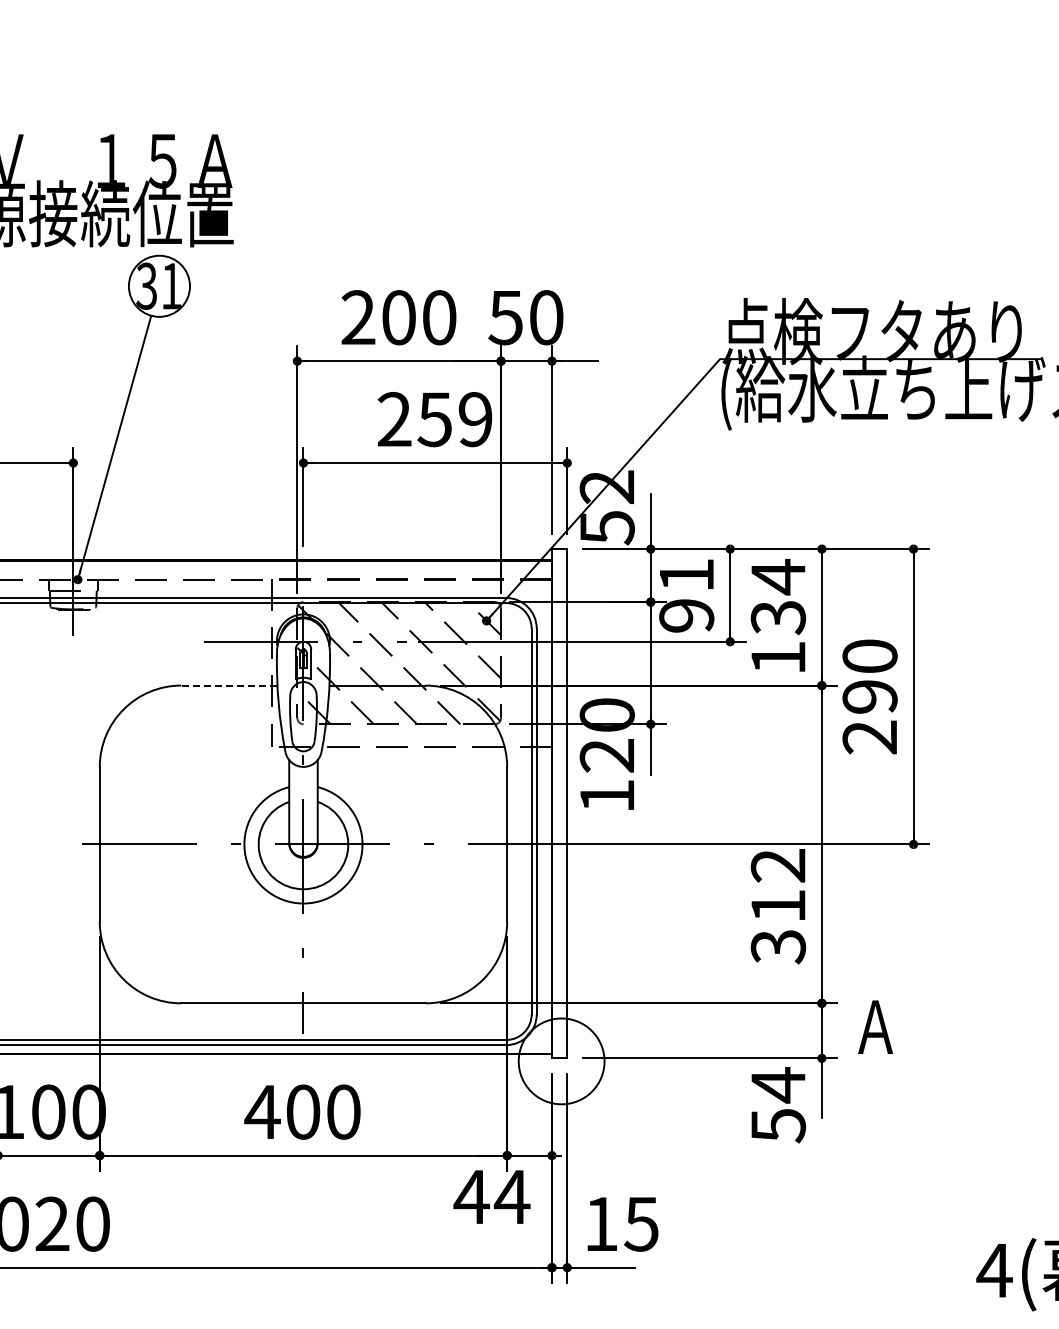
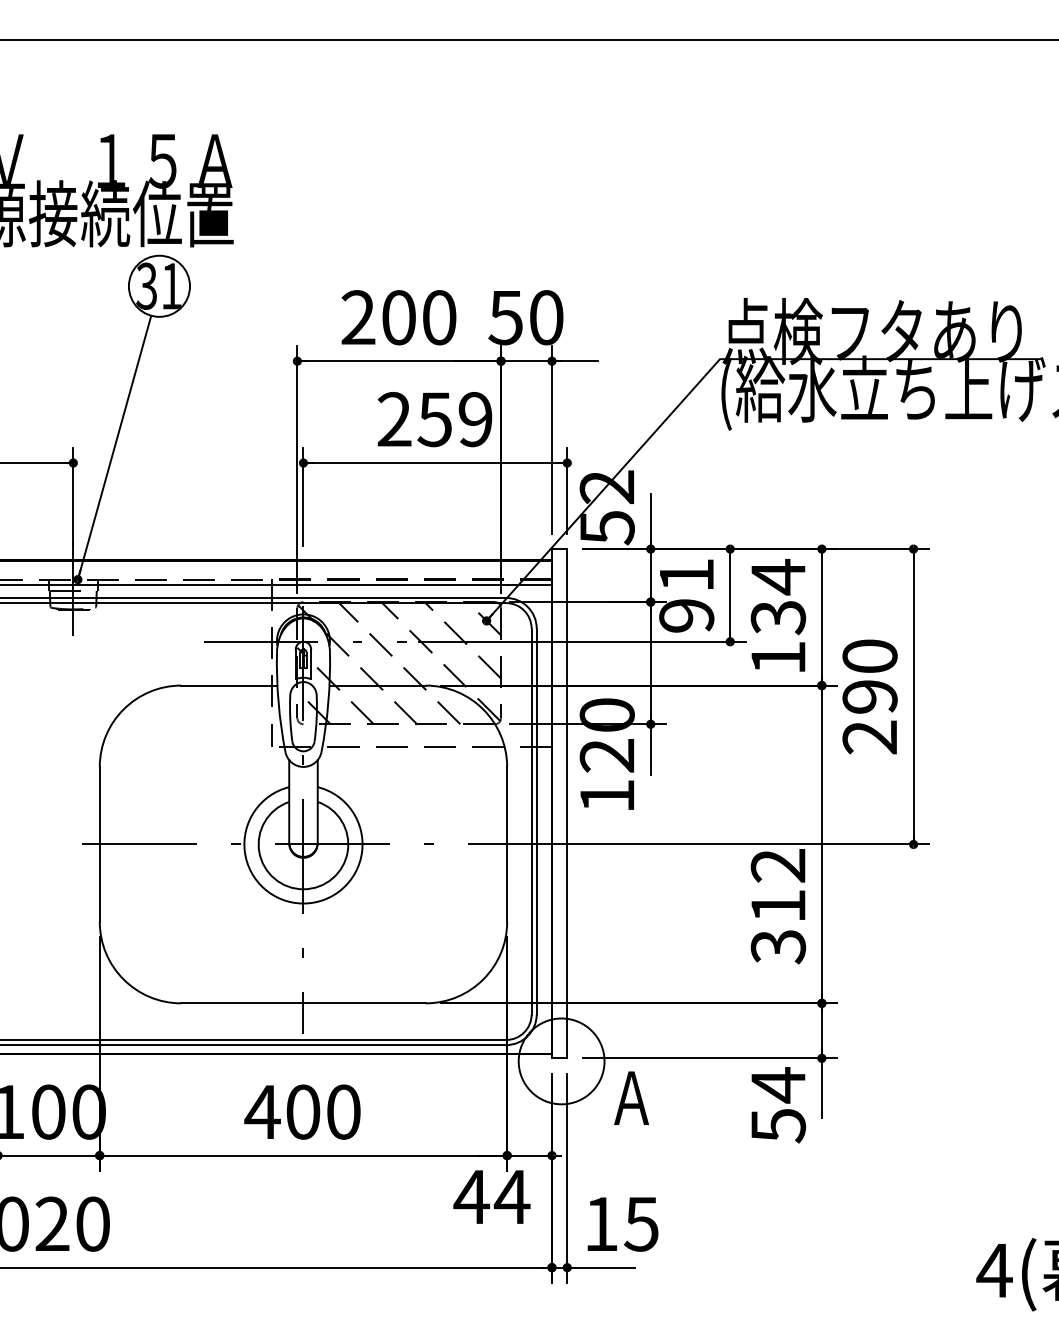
line: none -> present (528, 39)
line: none -> present (277, 584)
line: dashed -> solid (228, 685)
text position: (875, 1026) -> (631, 1097) (631, 1097)
